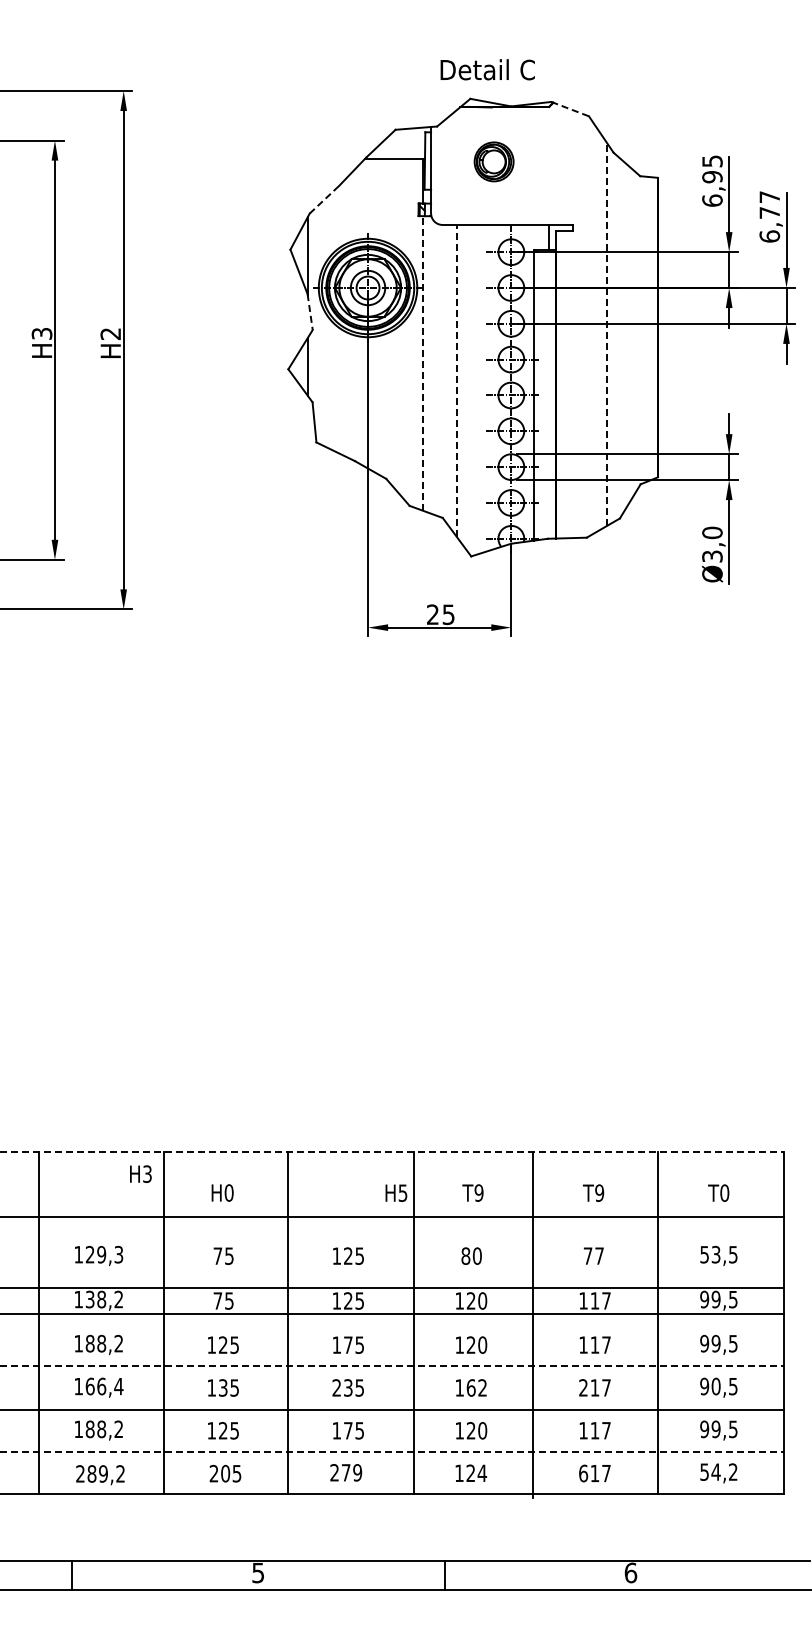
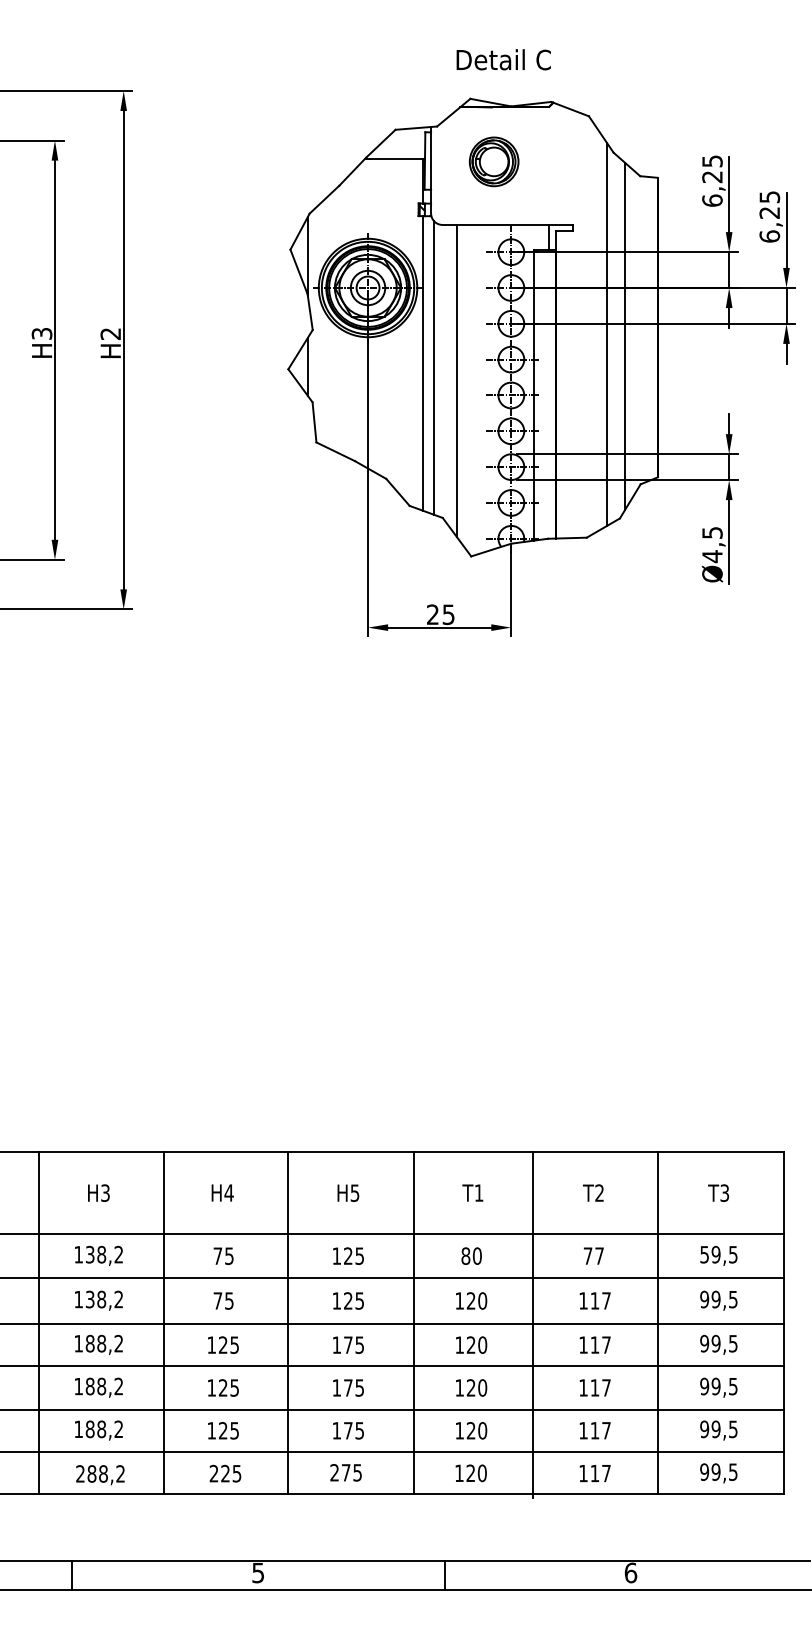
text position: (487, 69) -> (503, 59) (503, 59)
line: dashed -> solid (570, 109)
part size: 42x42 px -> 52x52 px (493, 161)
text: 6,95 -> 6,25 (712, 177)
line: dashed -> solid (324, 199)
text: 6,77 -> 6,25 (769, 204)
line: dashed -> solid (310, 312)
line: dashed -> solid (607, 333)
line: none -> present (625, 335)
line: dashed -> solid (422, 362)
line: none -> present (433, 367)
line: dashed -> solid (456, 380)
text: Ø3,0 -> Ø4,5 (712, 544)
line: dashed -> solid (392, 1151)
text position: (140, 1173) -> (98, 1192) (98, 1192)
text: H0 -> H4 (228, 1192)
text position: (396, 1192) -> (348, 1192) (348, 1192)
text: T9 -> T1 (478, 1192)
text: T9 -> T2 (599, 1192)
text: T0 -> T3 (724, 1192)
line position: (392, 1217) -> (392, 1234) (392, 1234)
text: 129,3 -> 138,2 (104, 1254)
text: 53,5 -> 59,5 (715, 1254)
line position: (392, 1287) -> (392, 1277) (392, 1277)
line position: (392, 1313) -> (392, 1323) (392, 1323)
line: dashed -> solid (392, 1366)
text: 166,4 -> 188,2 (104, 1386)
text: 90,5 -> 99,5 (715, 1386)
text: 135 -> 125 (223, 1387)
text: 235 -> 175 (342, 1387)
text: 162 -> 120 (476, 1387)
text: 217 -> 117 (583, 1387)
line: dashed -> solid (392, 1451)
text: 54,2 -> 99,5 (718, 1471)
text: 279 -> 275 (357, 1472)
text: 289,2 -> 288,2 (103, 1473)
text: 205 -> 225 (225, 1473)
text: 124 -> 120 (482, 1473)
text: 617 -> 117 (583, 1473)
